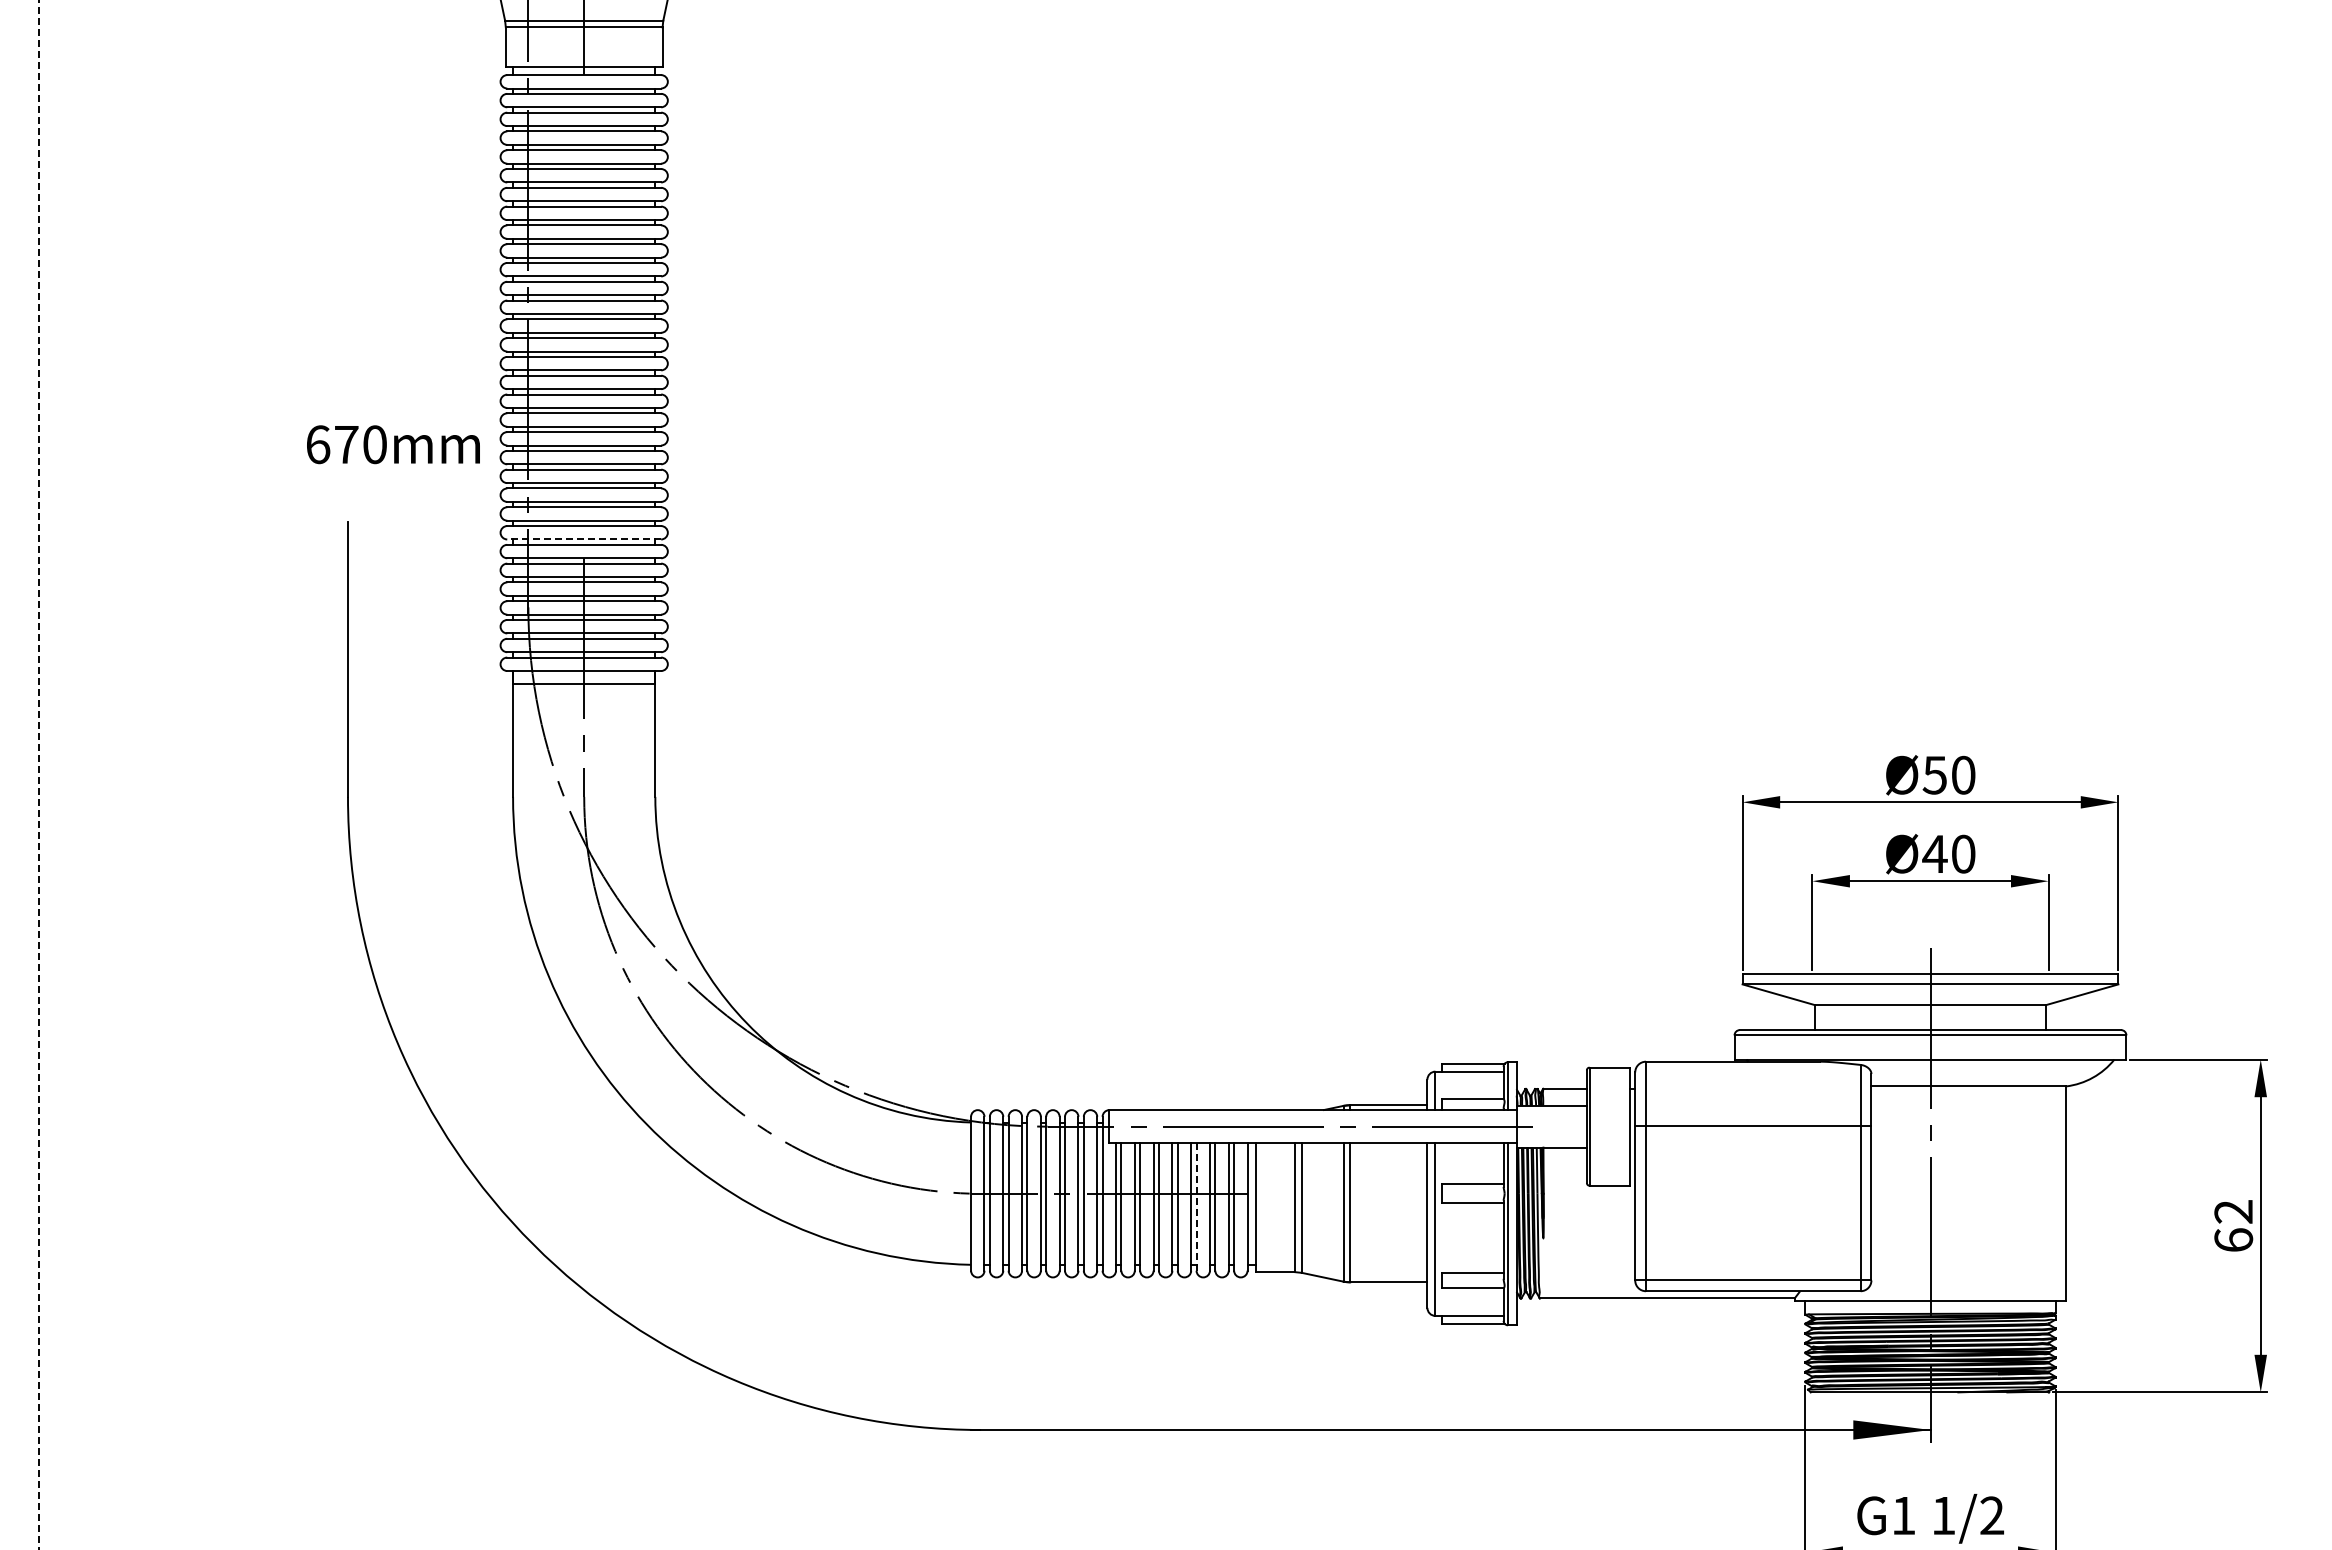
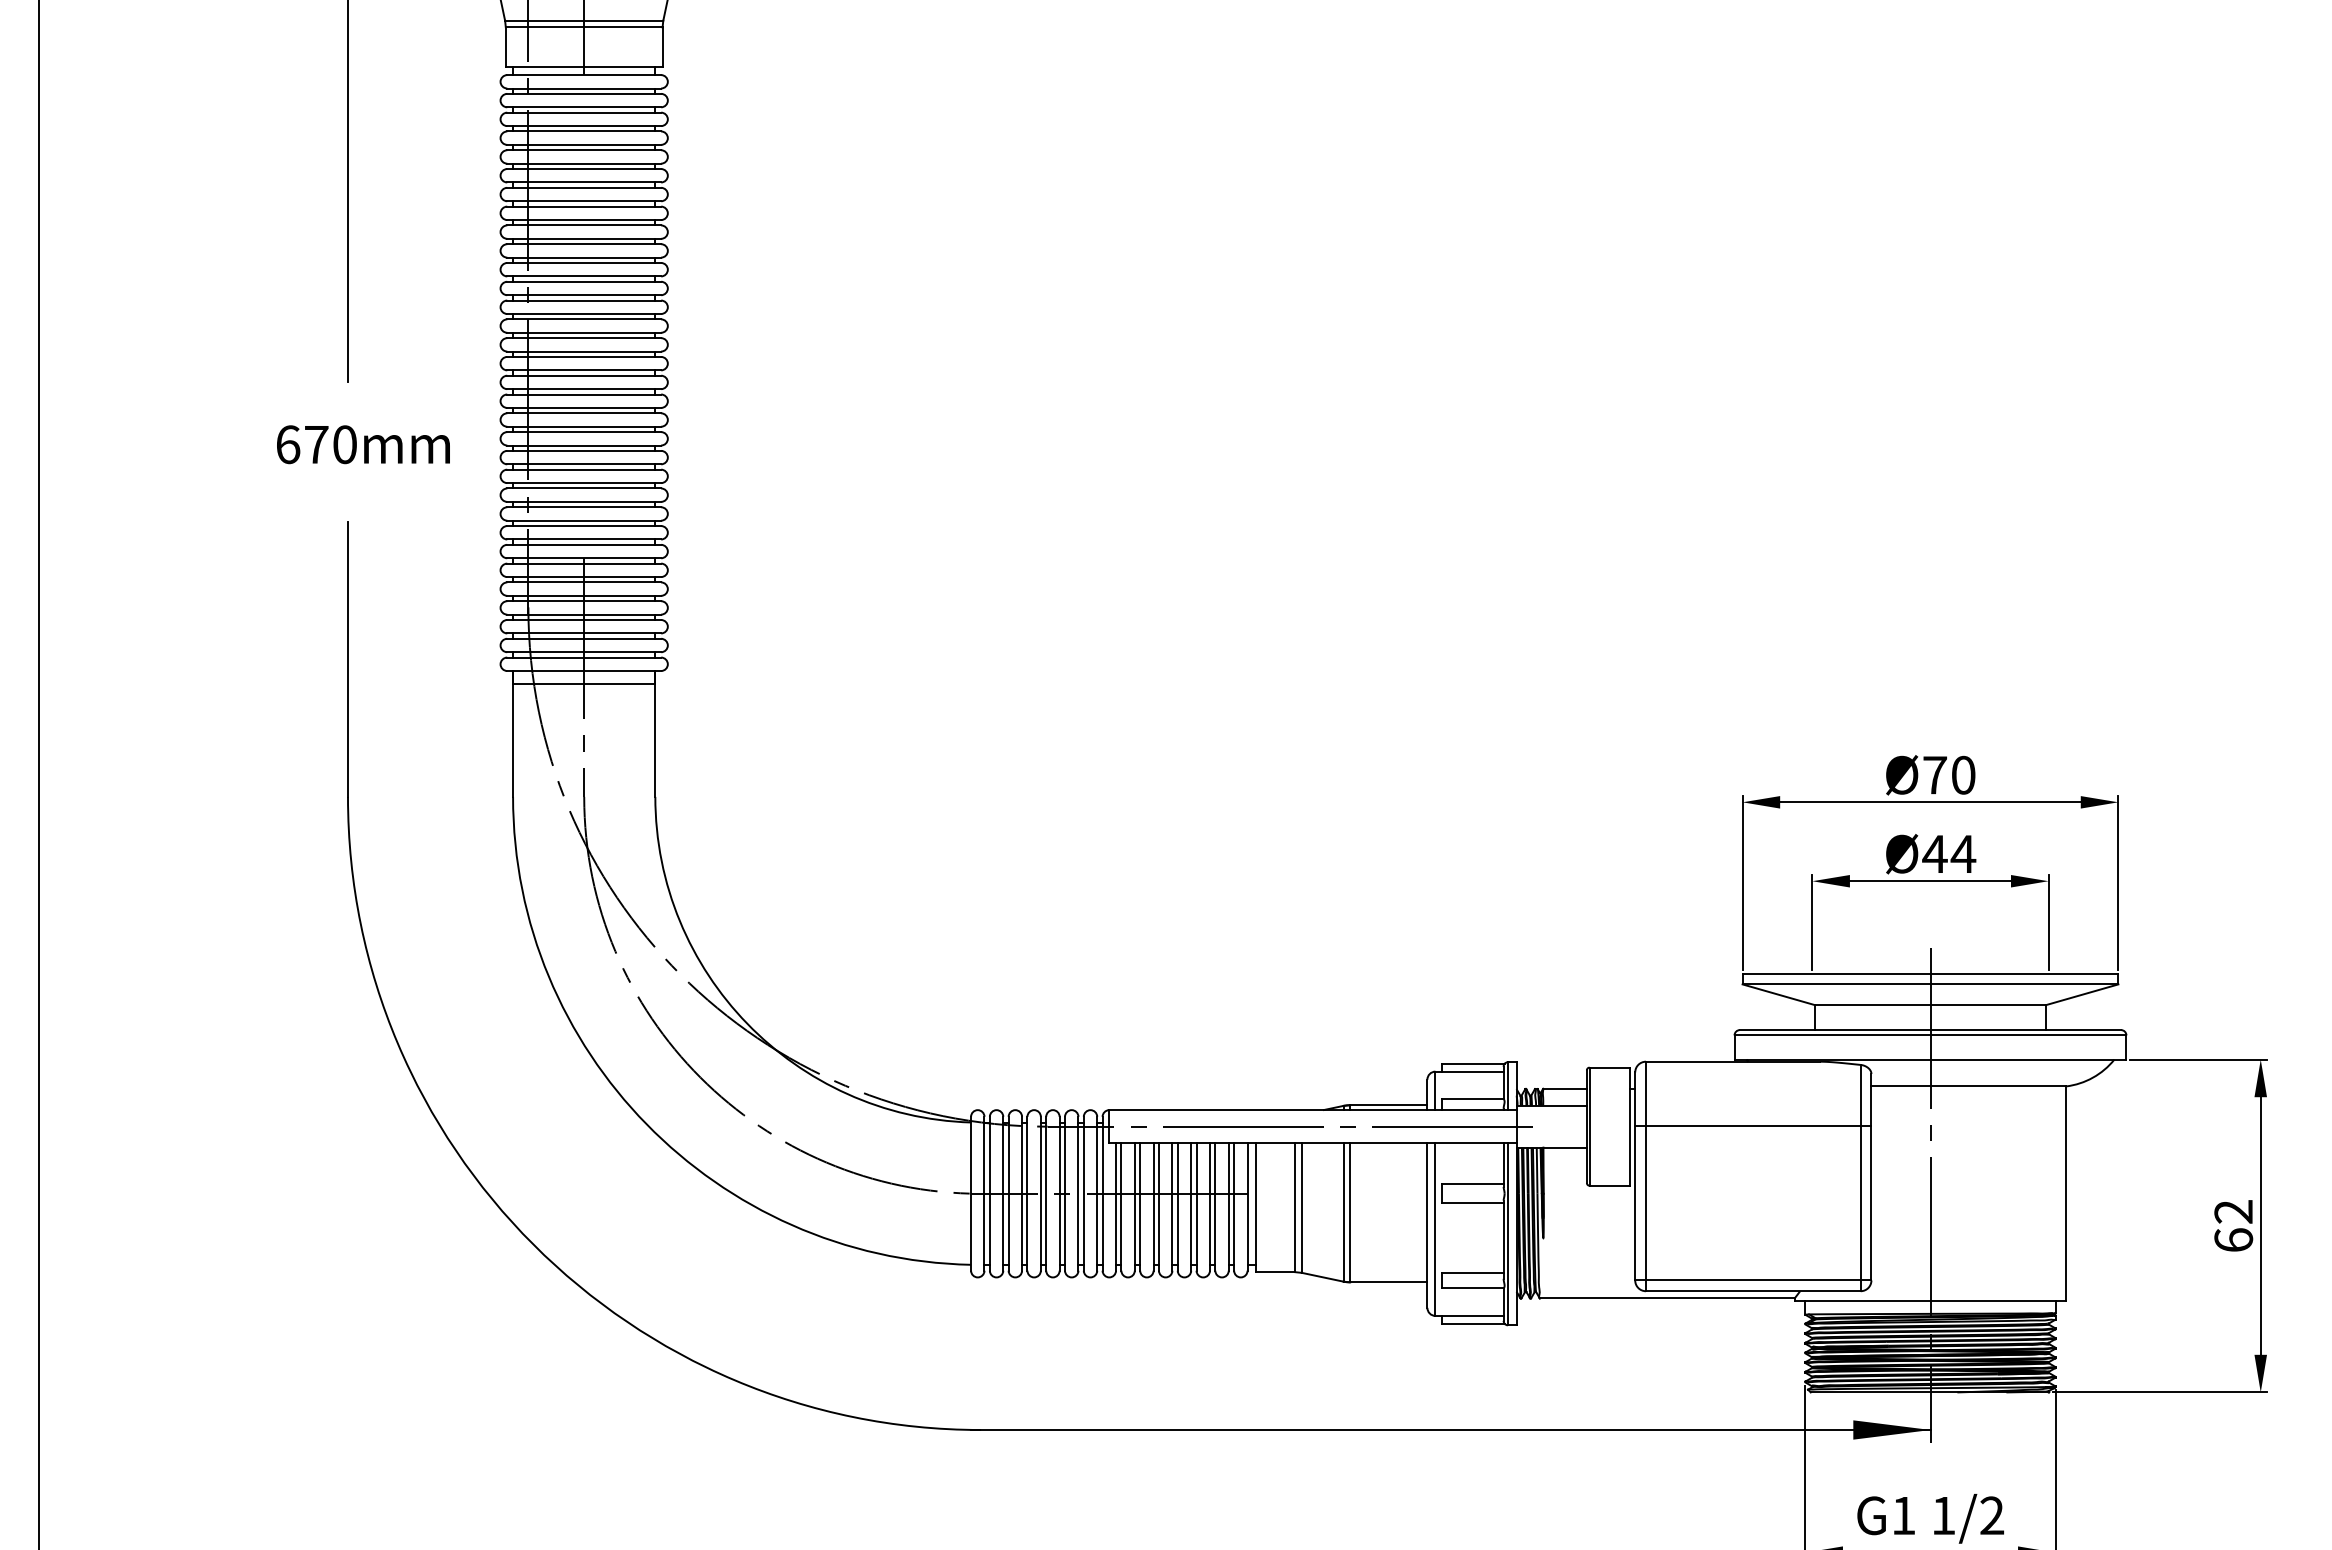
line: none -> present (347, 192)
text position: (393, 444) -> (363, 444) (363, 444)
line: dashed -> solid (584, 539)
line: dashed -> solid (38, 774)
text: Ø50 -> Ø70 (1934, 775)
text: Ø40 -> Ø44 (1963, 853)
line: dashed -> solid (1196, 1207)
